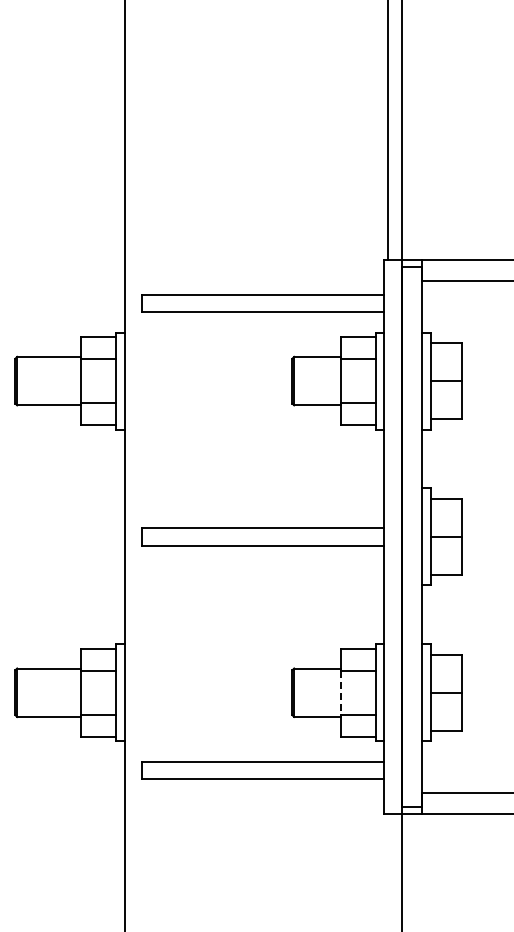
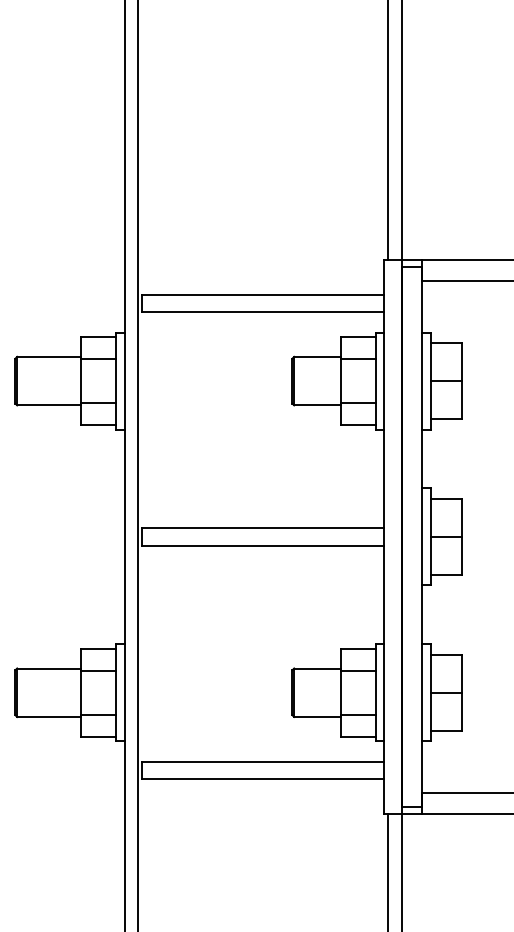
line: none -> present (138, 465)
line: dashed -> solid (340, 692)
line: none -> present (387, 870)
